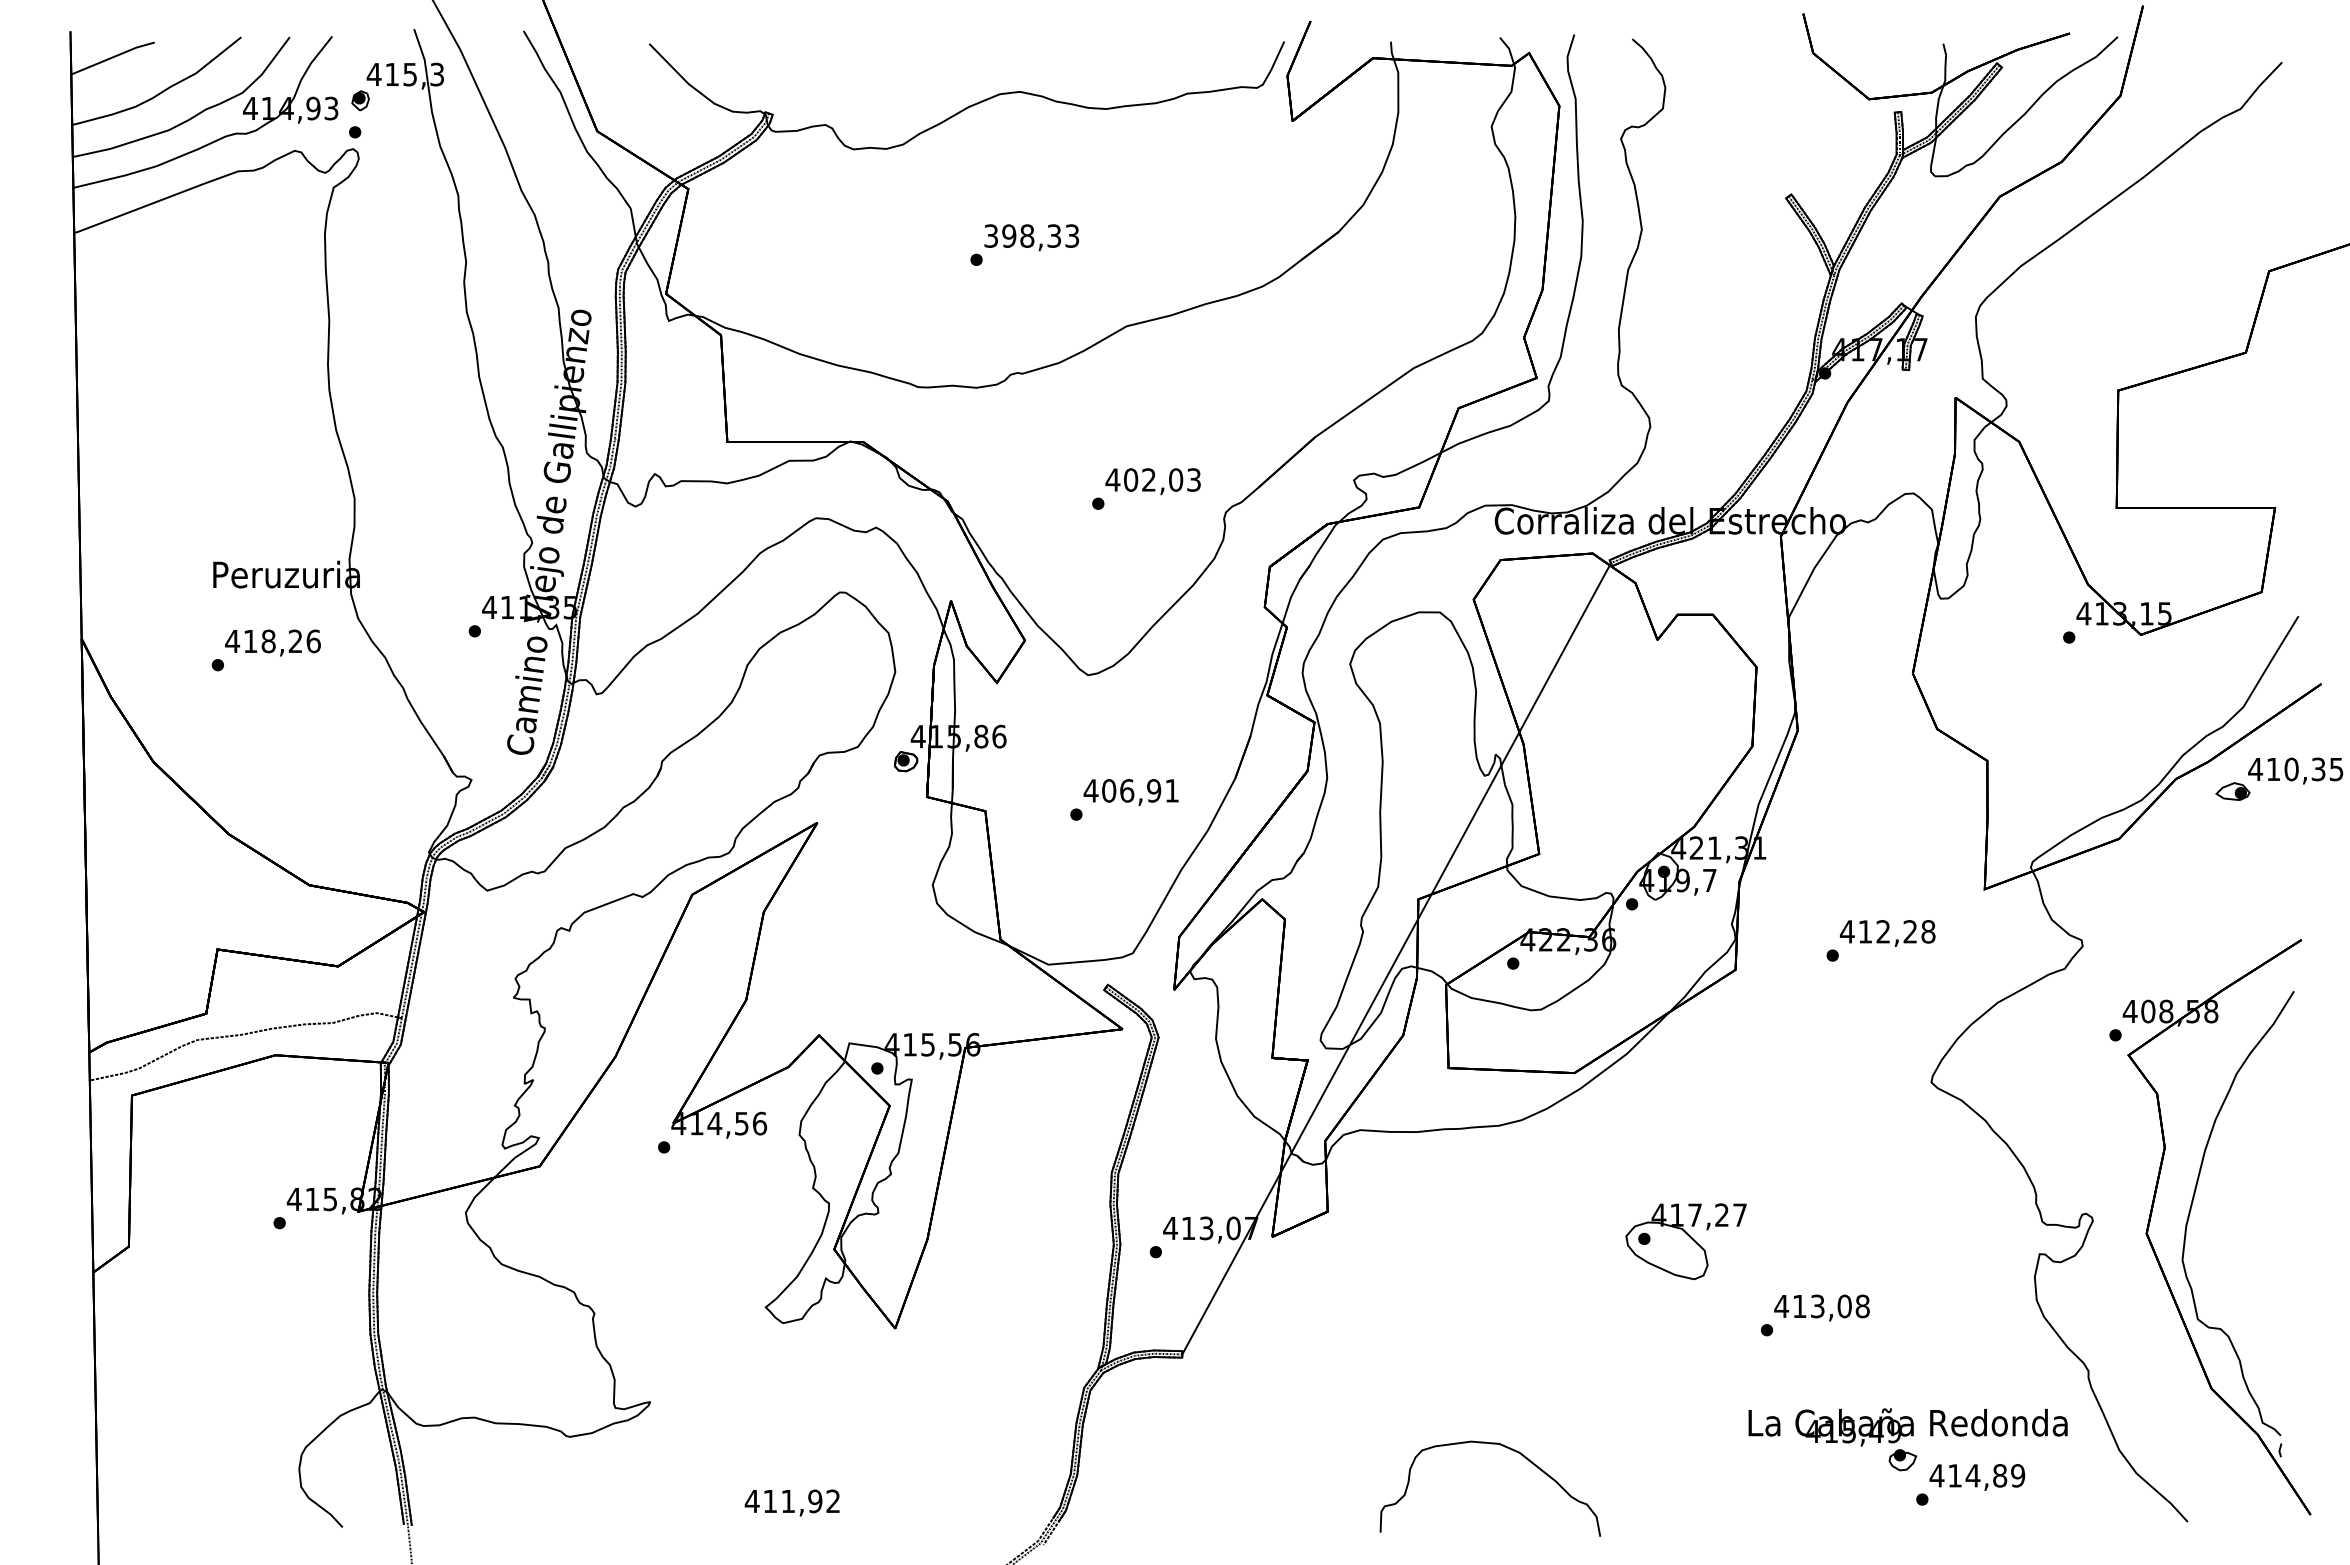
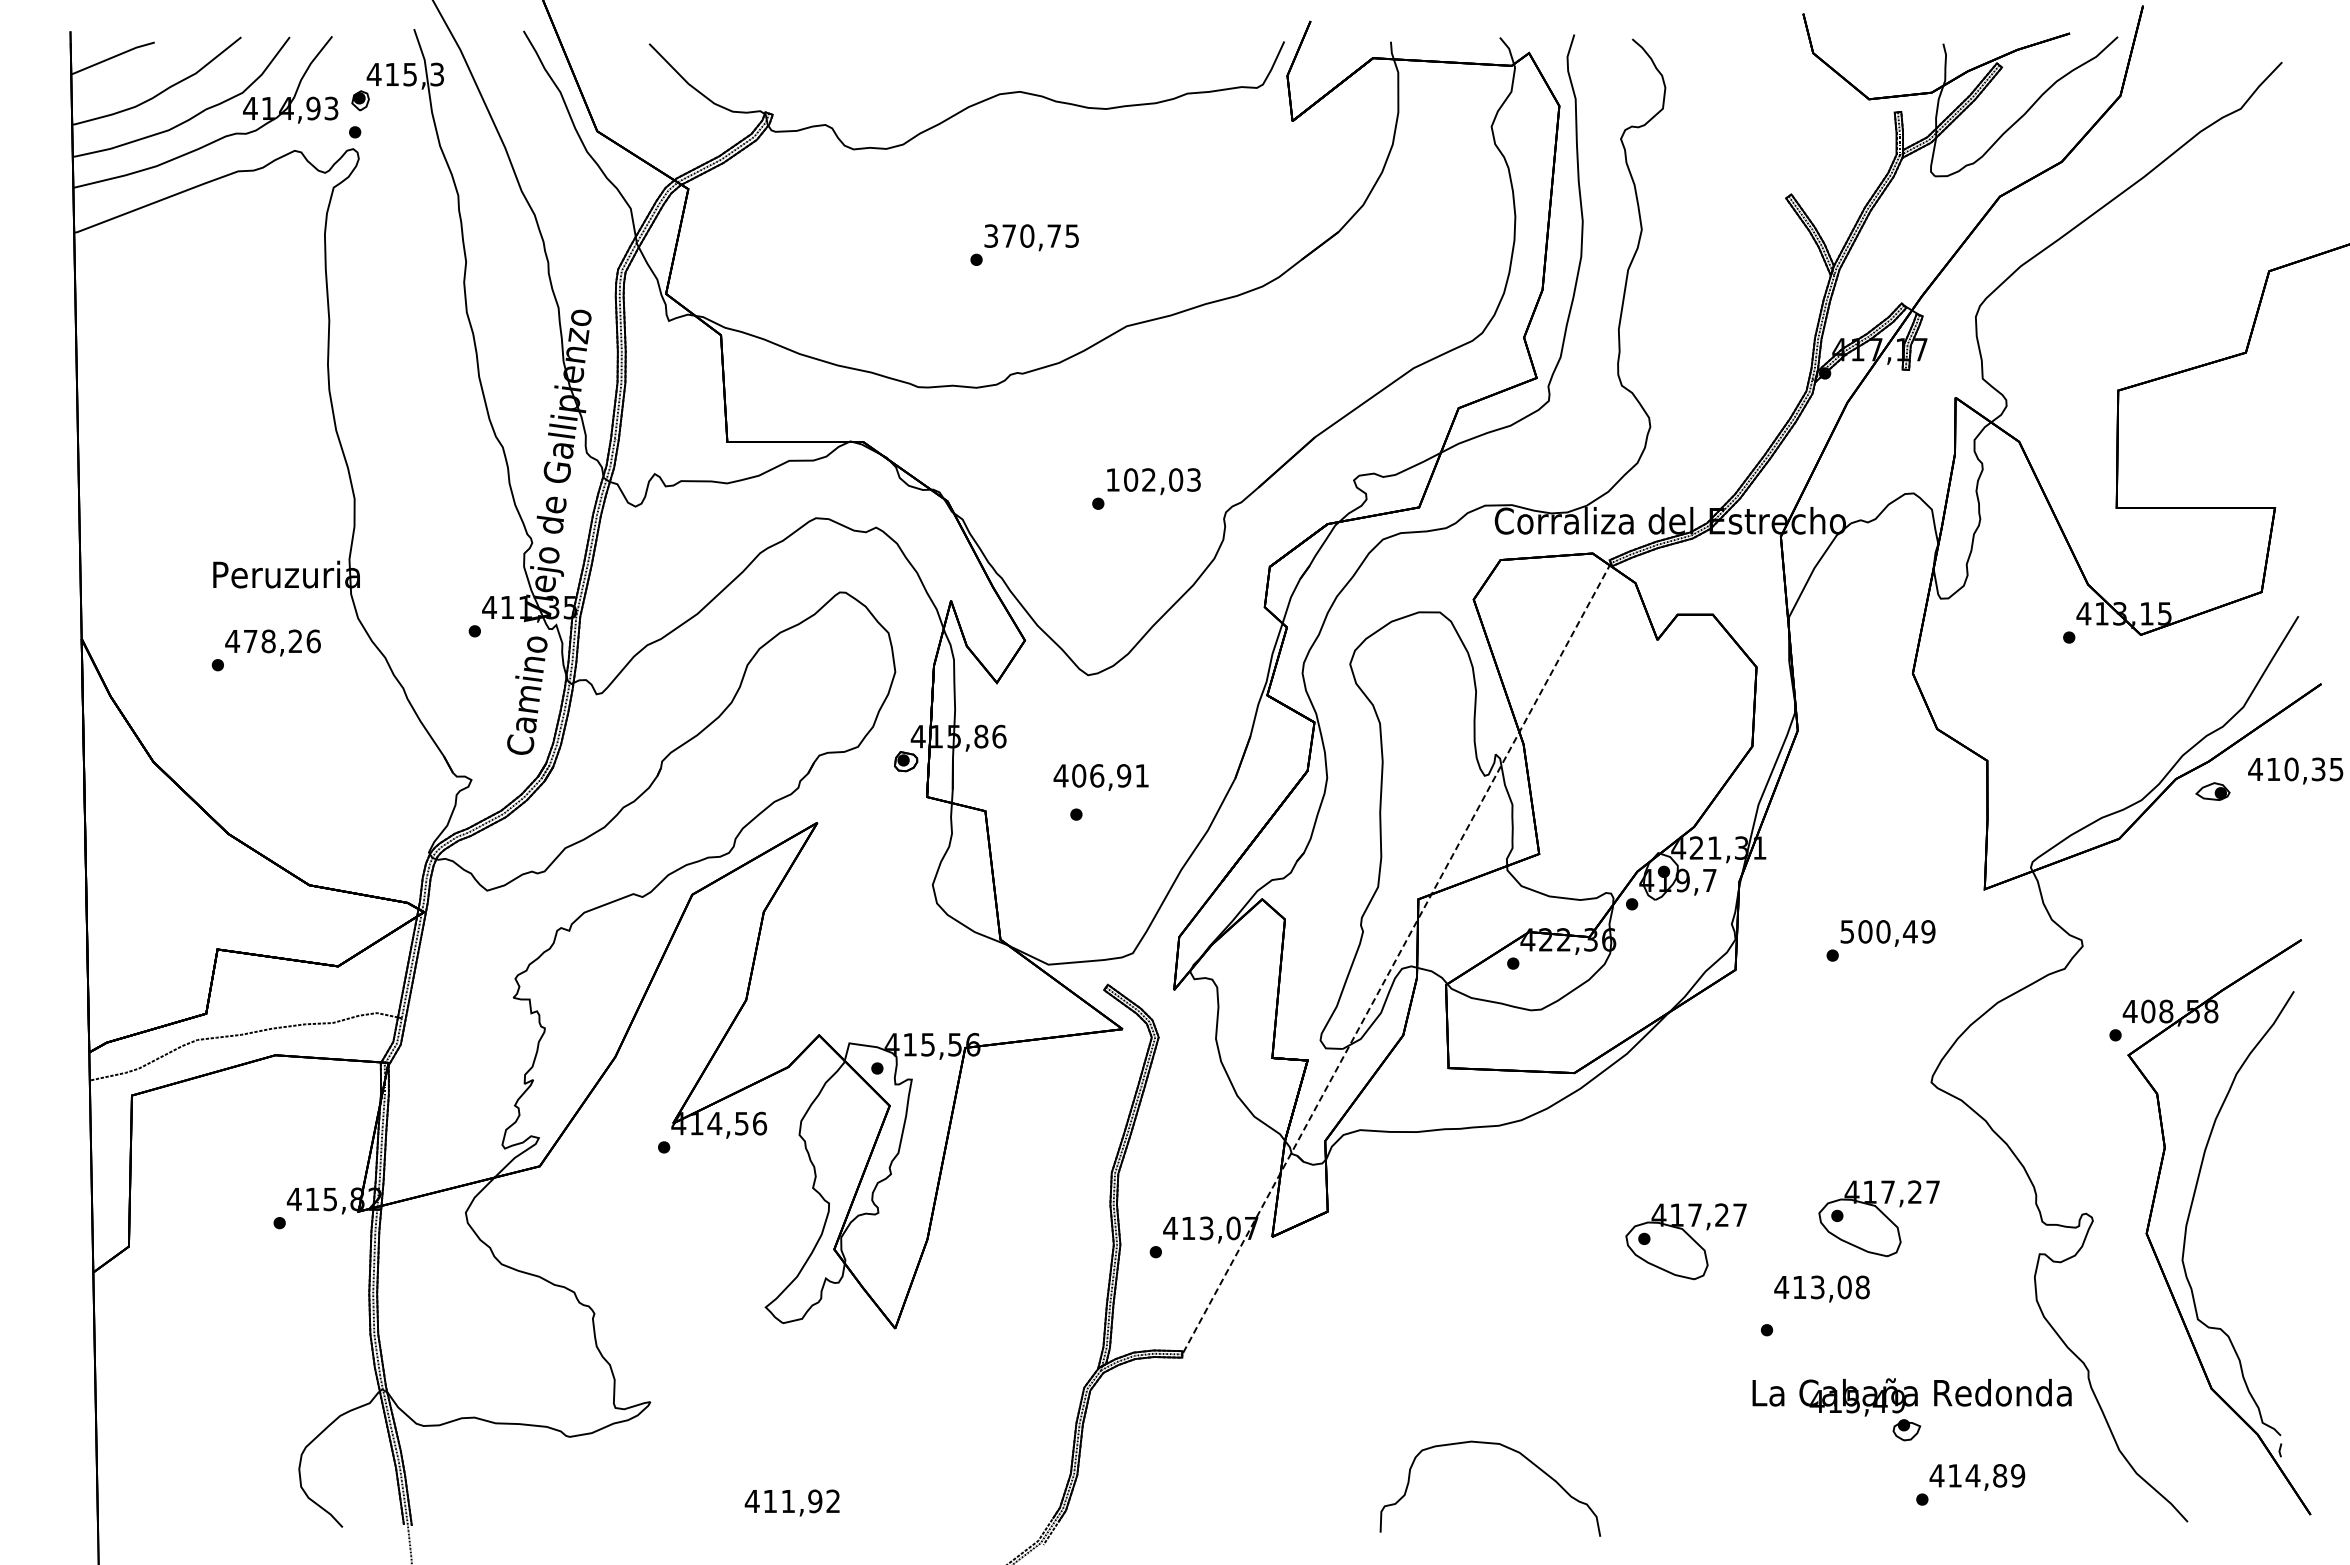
text: 398,33 -> 370,75 (1040, 235)
text: 402,03 -> 102,03 (1112, 479)
text: 418,26 -> 478,26 (250, 641)
part position: (2232, 791) -> (2212, 791) (2212, 791)
text position: (1130, 792) -> (1100, 777) (1100, 777)
text: 412,28 -> 500,49 (1887, 931)
line: solid -> dashed (1396, 958)
part: none -> present (1878, 1218)
text position: (1821, 1307) -> (1821, 1288) (1821, 1288)
part position: (1907, 1439) -> (1911, 1409) (1911, 1409)
